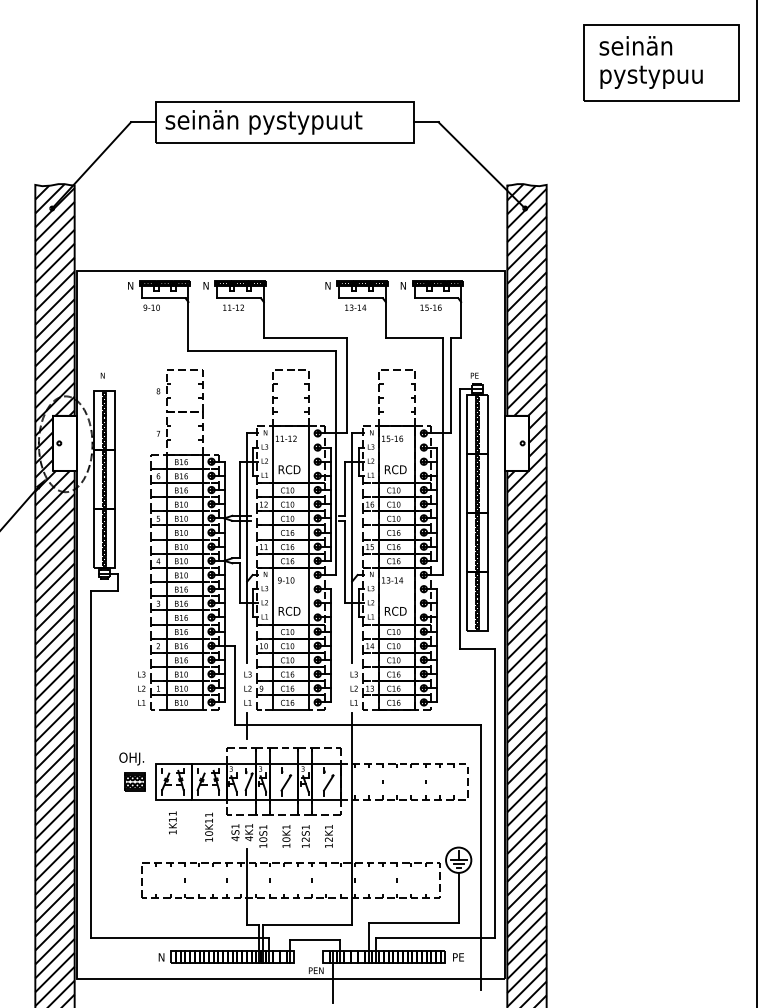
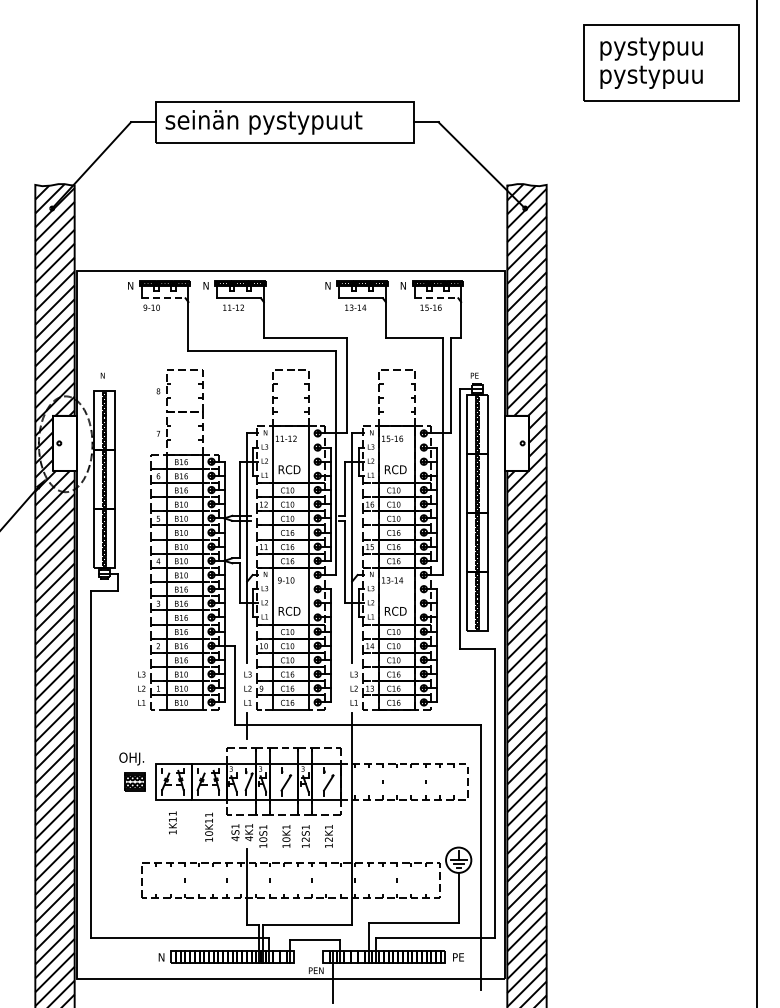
text: seinän -> pystypuu (650, 48)
line: solid -> dashed (163, 298)
line: solid -> dashed (436, 298)
